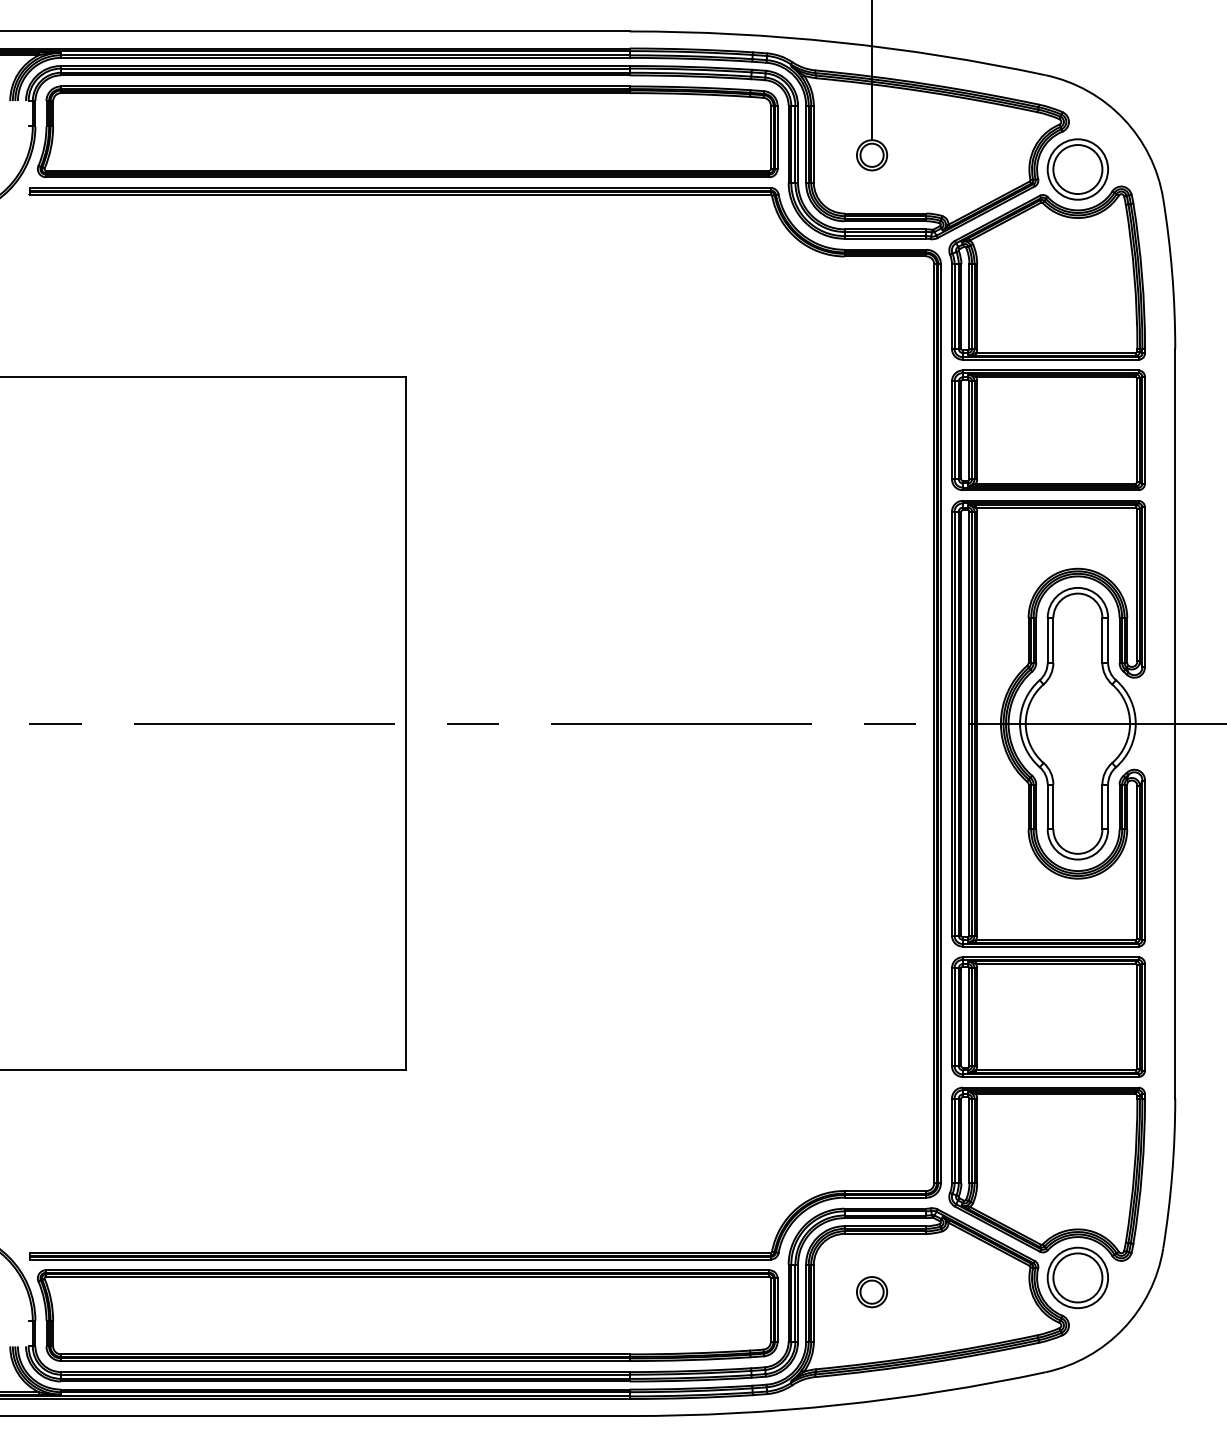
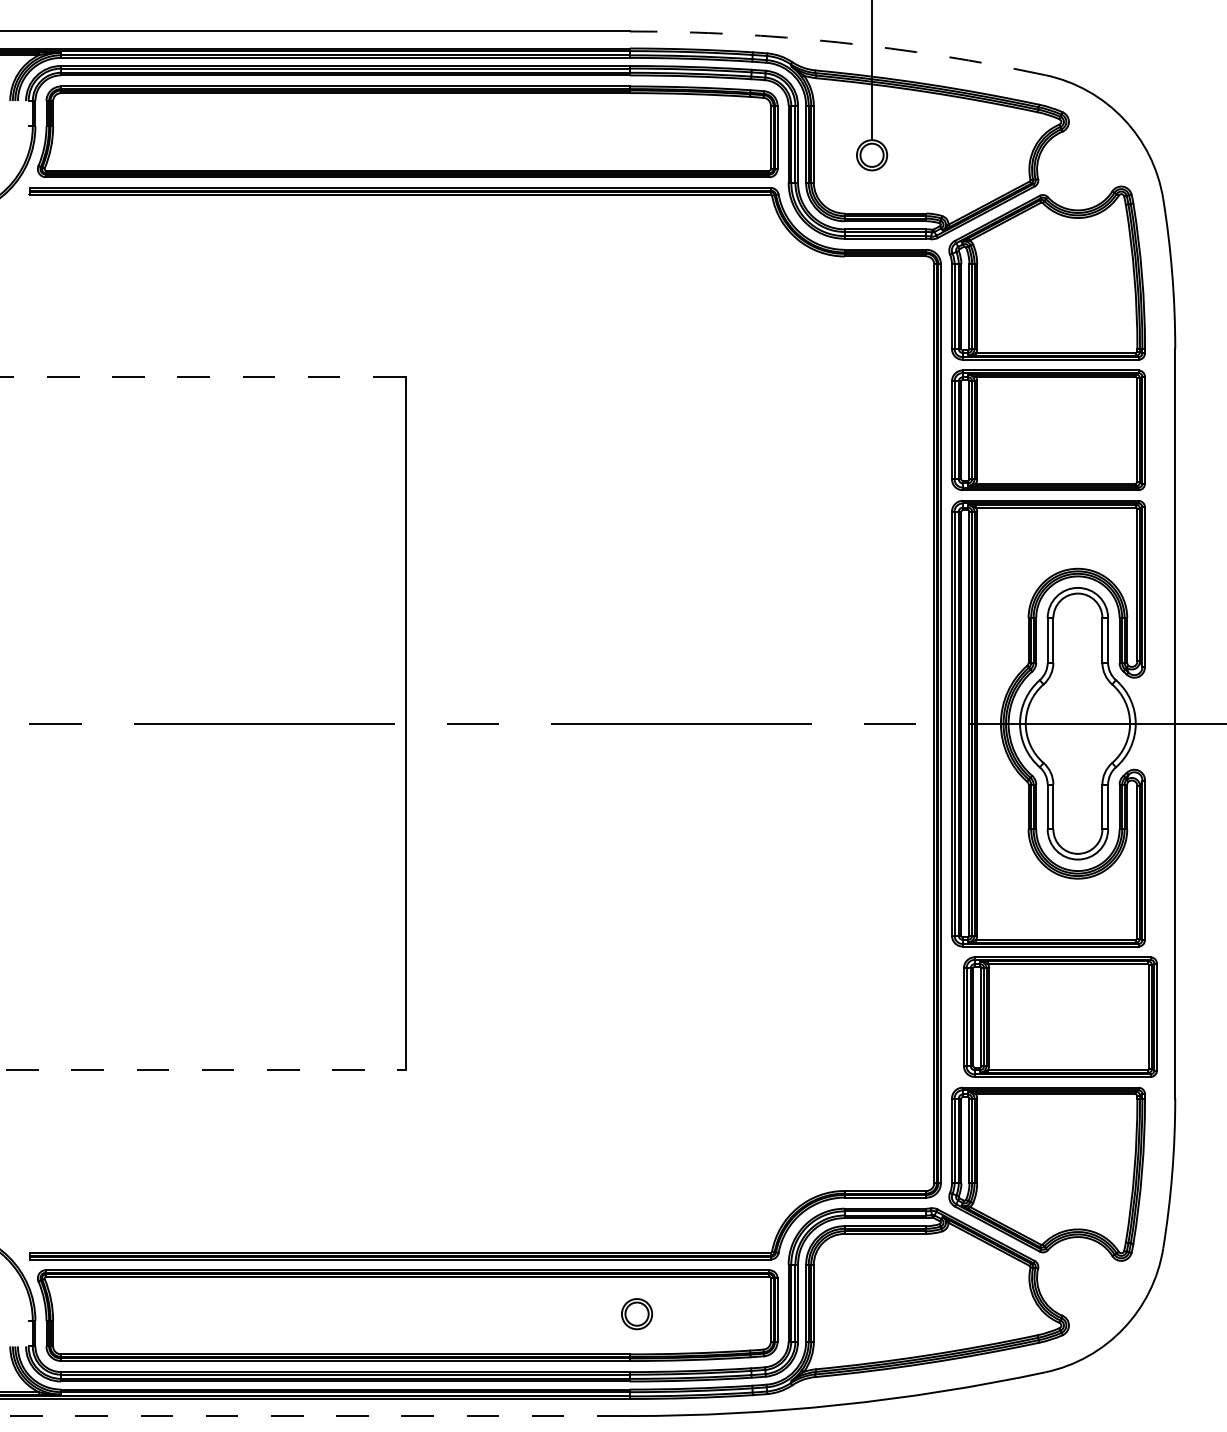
arc: solid -> dashed (838, 42)
part: present -> none (1077, 169)
line: solid -> dashed (202, 377)
part position: (1048, 1016) -> (1060, 1016) (1060, 1016)
line: solid -> dashed (203, 1070)
part: present -> none (1077, 1277)
part position: (872, 1292) -> (637, 1314) (637, 1314)
line: solid -> dashed (314, 1416)
